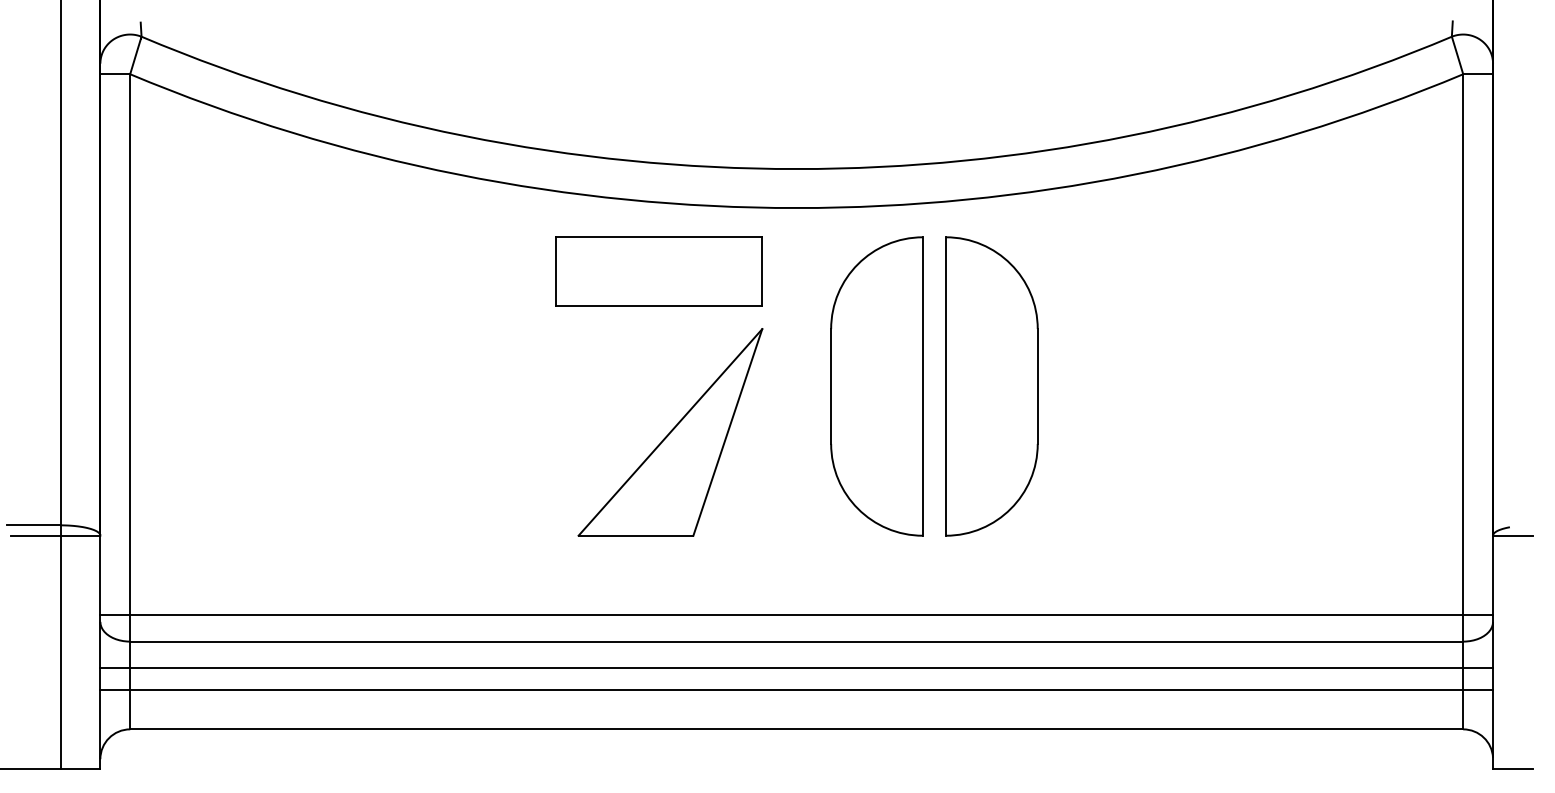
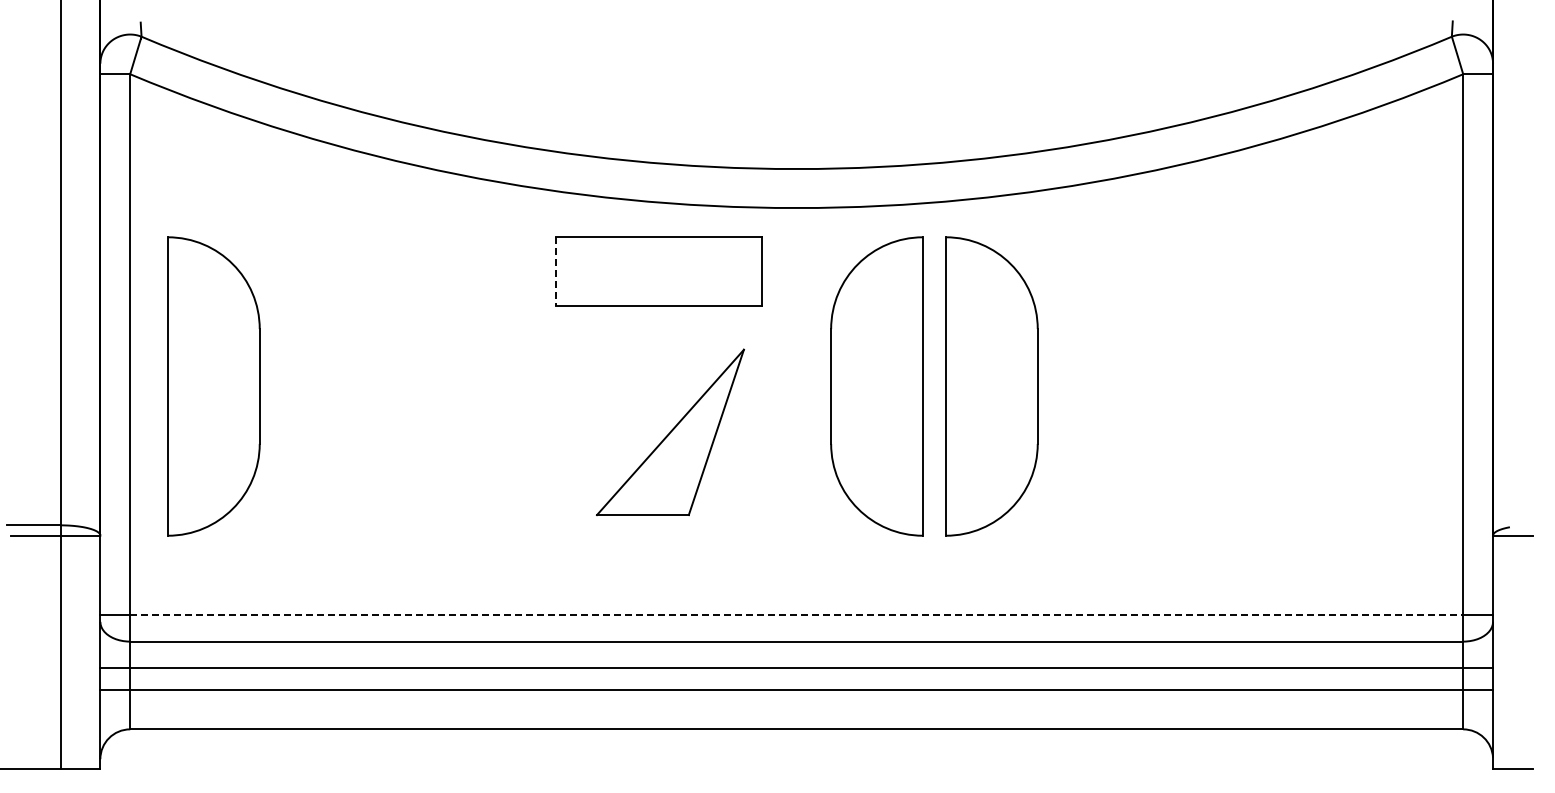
line: solid -> dashed (555, 272)
part: none -> present (213, 386)
part size: 187x209 px -> 149x169 px (670, 432)
line: solid -> dashed (796, 615)
